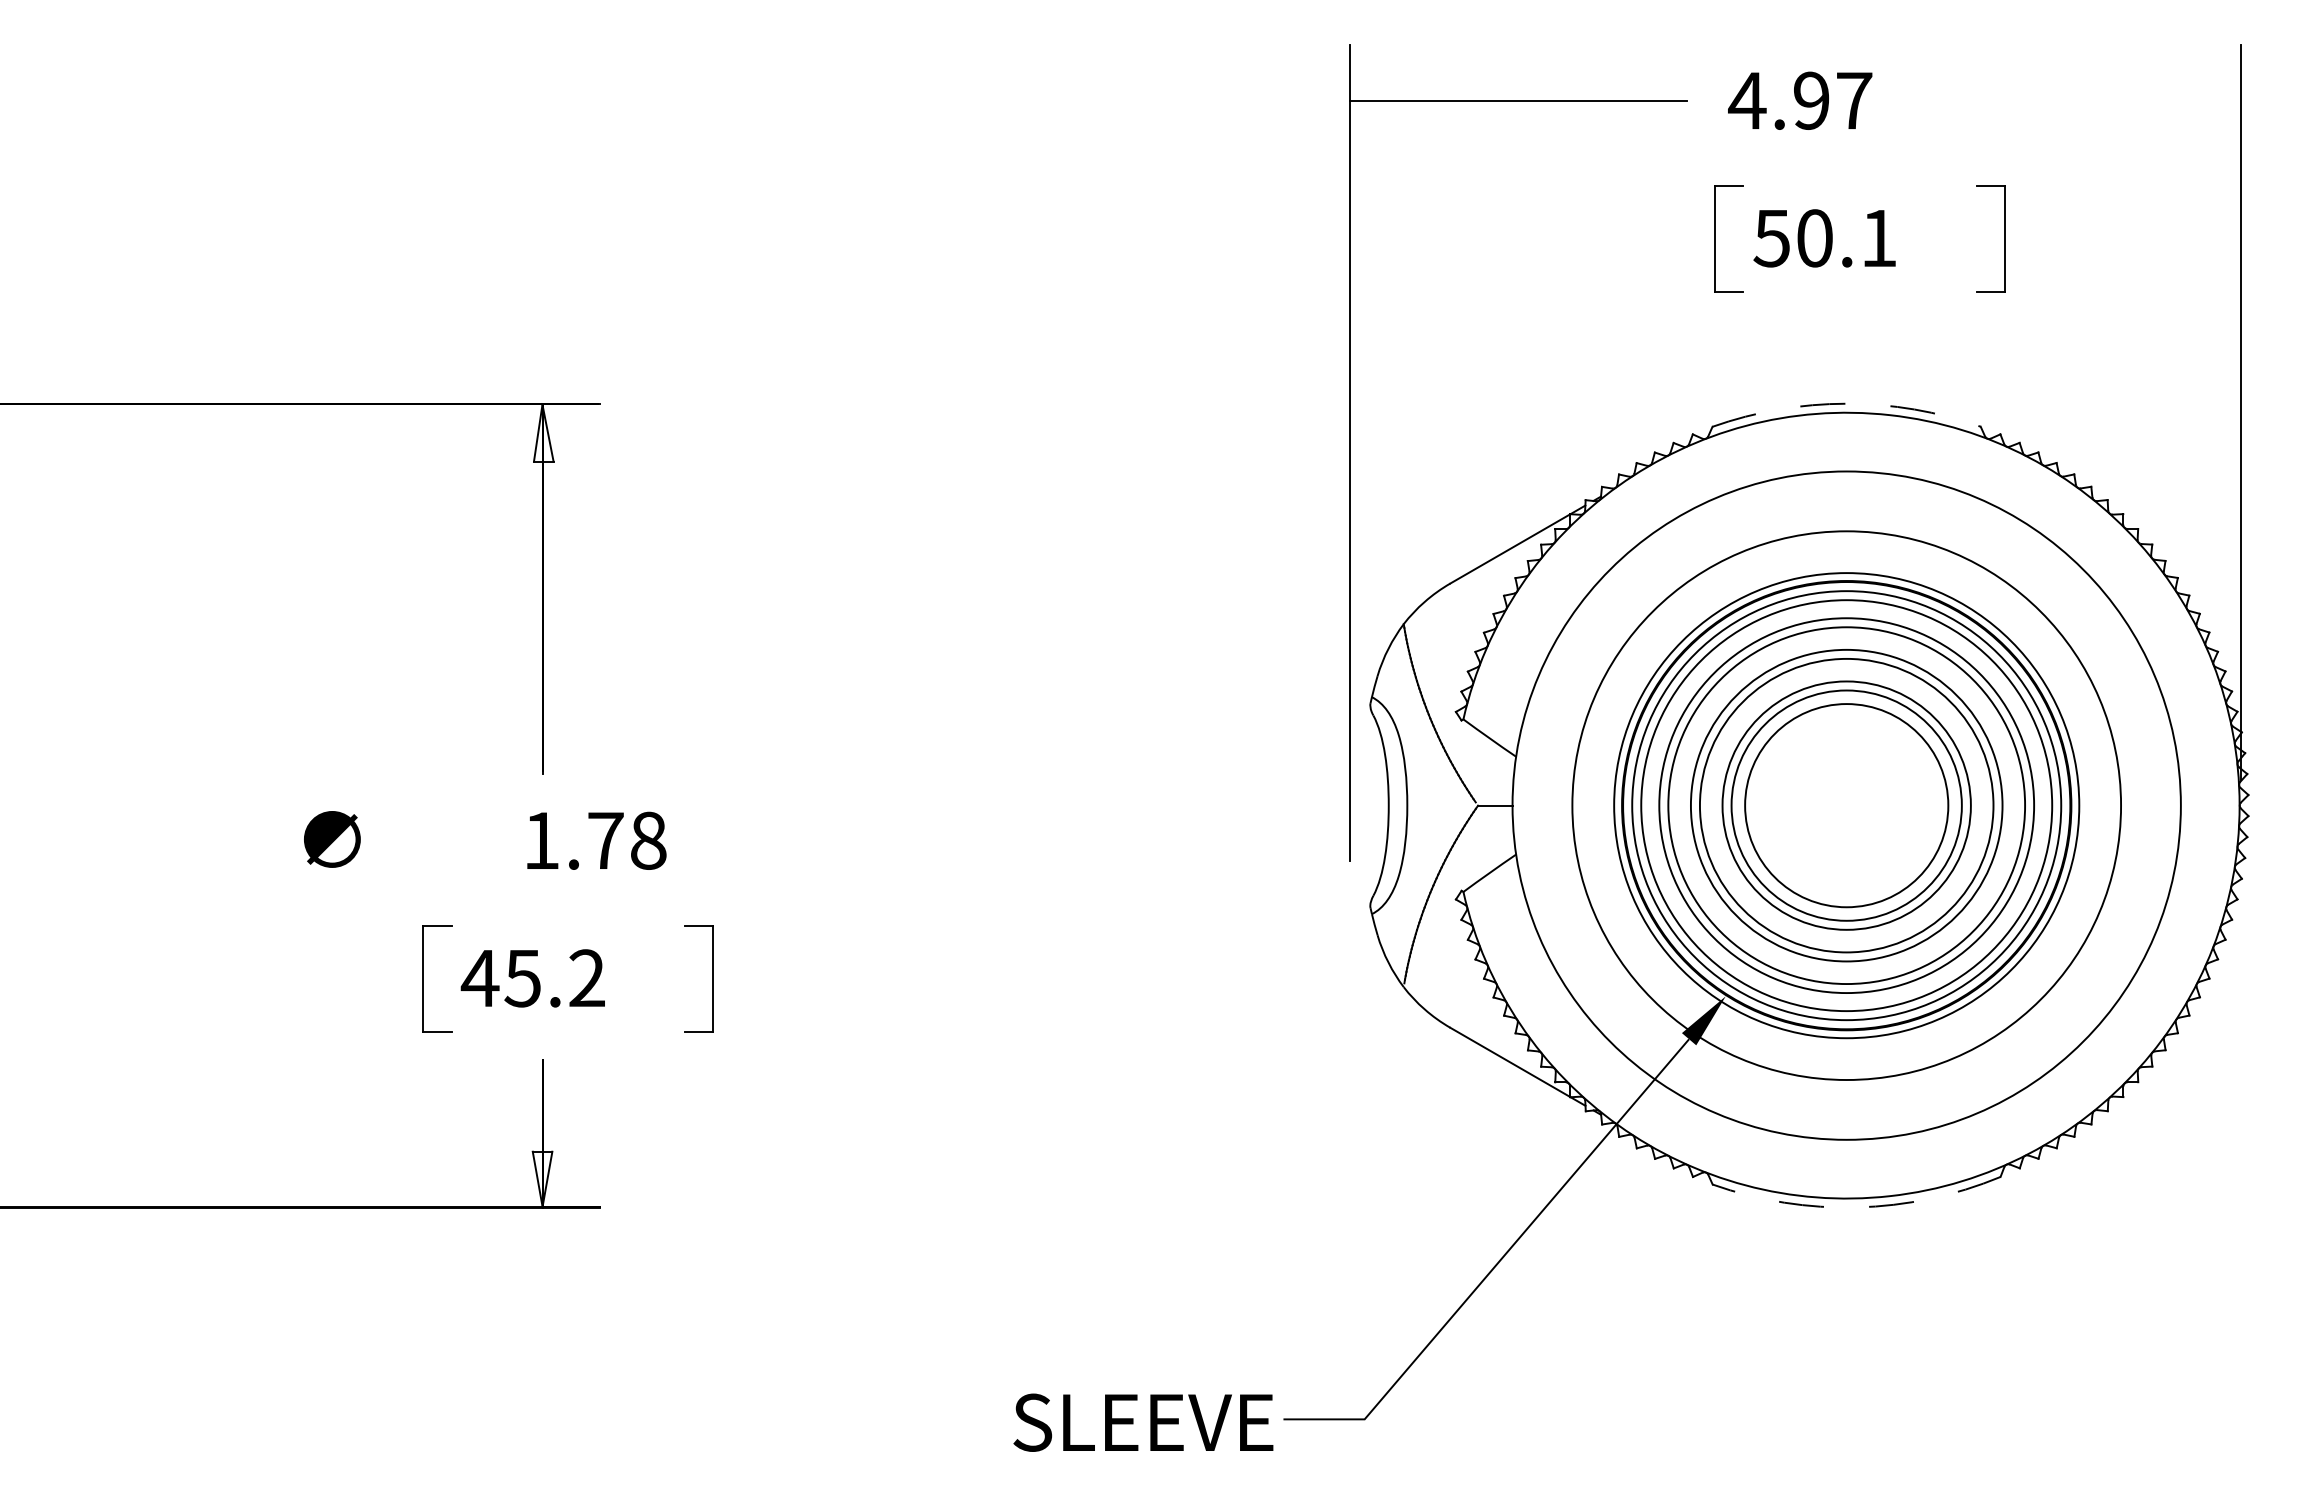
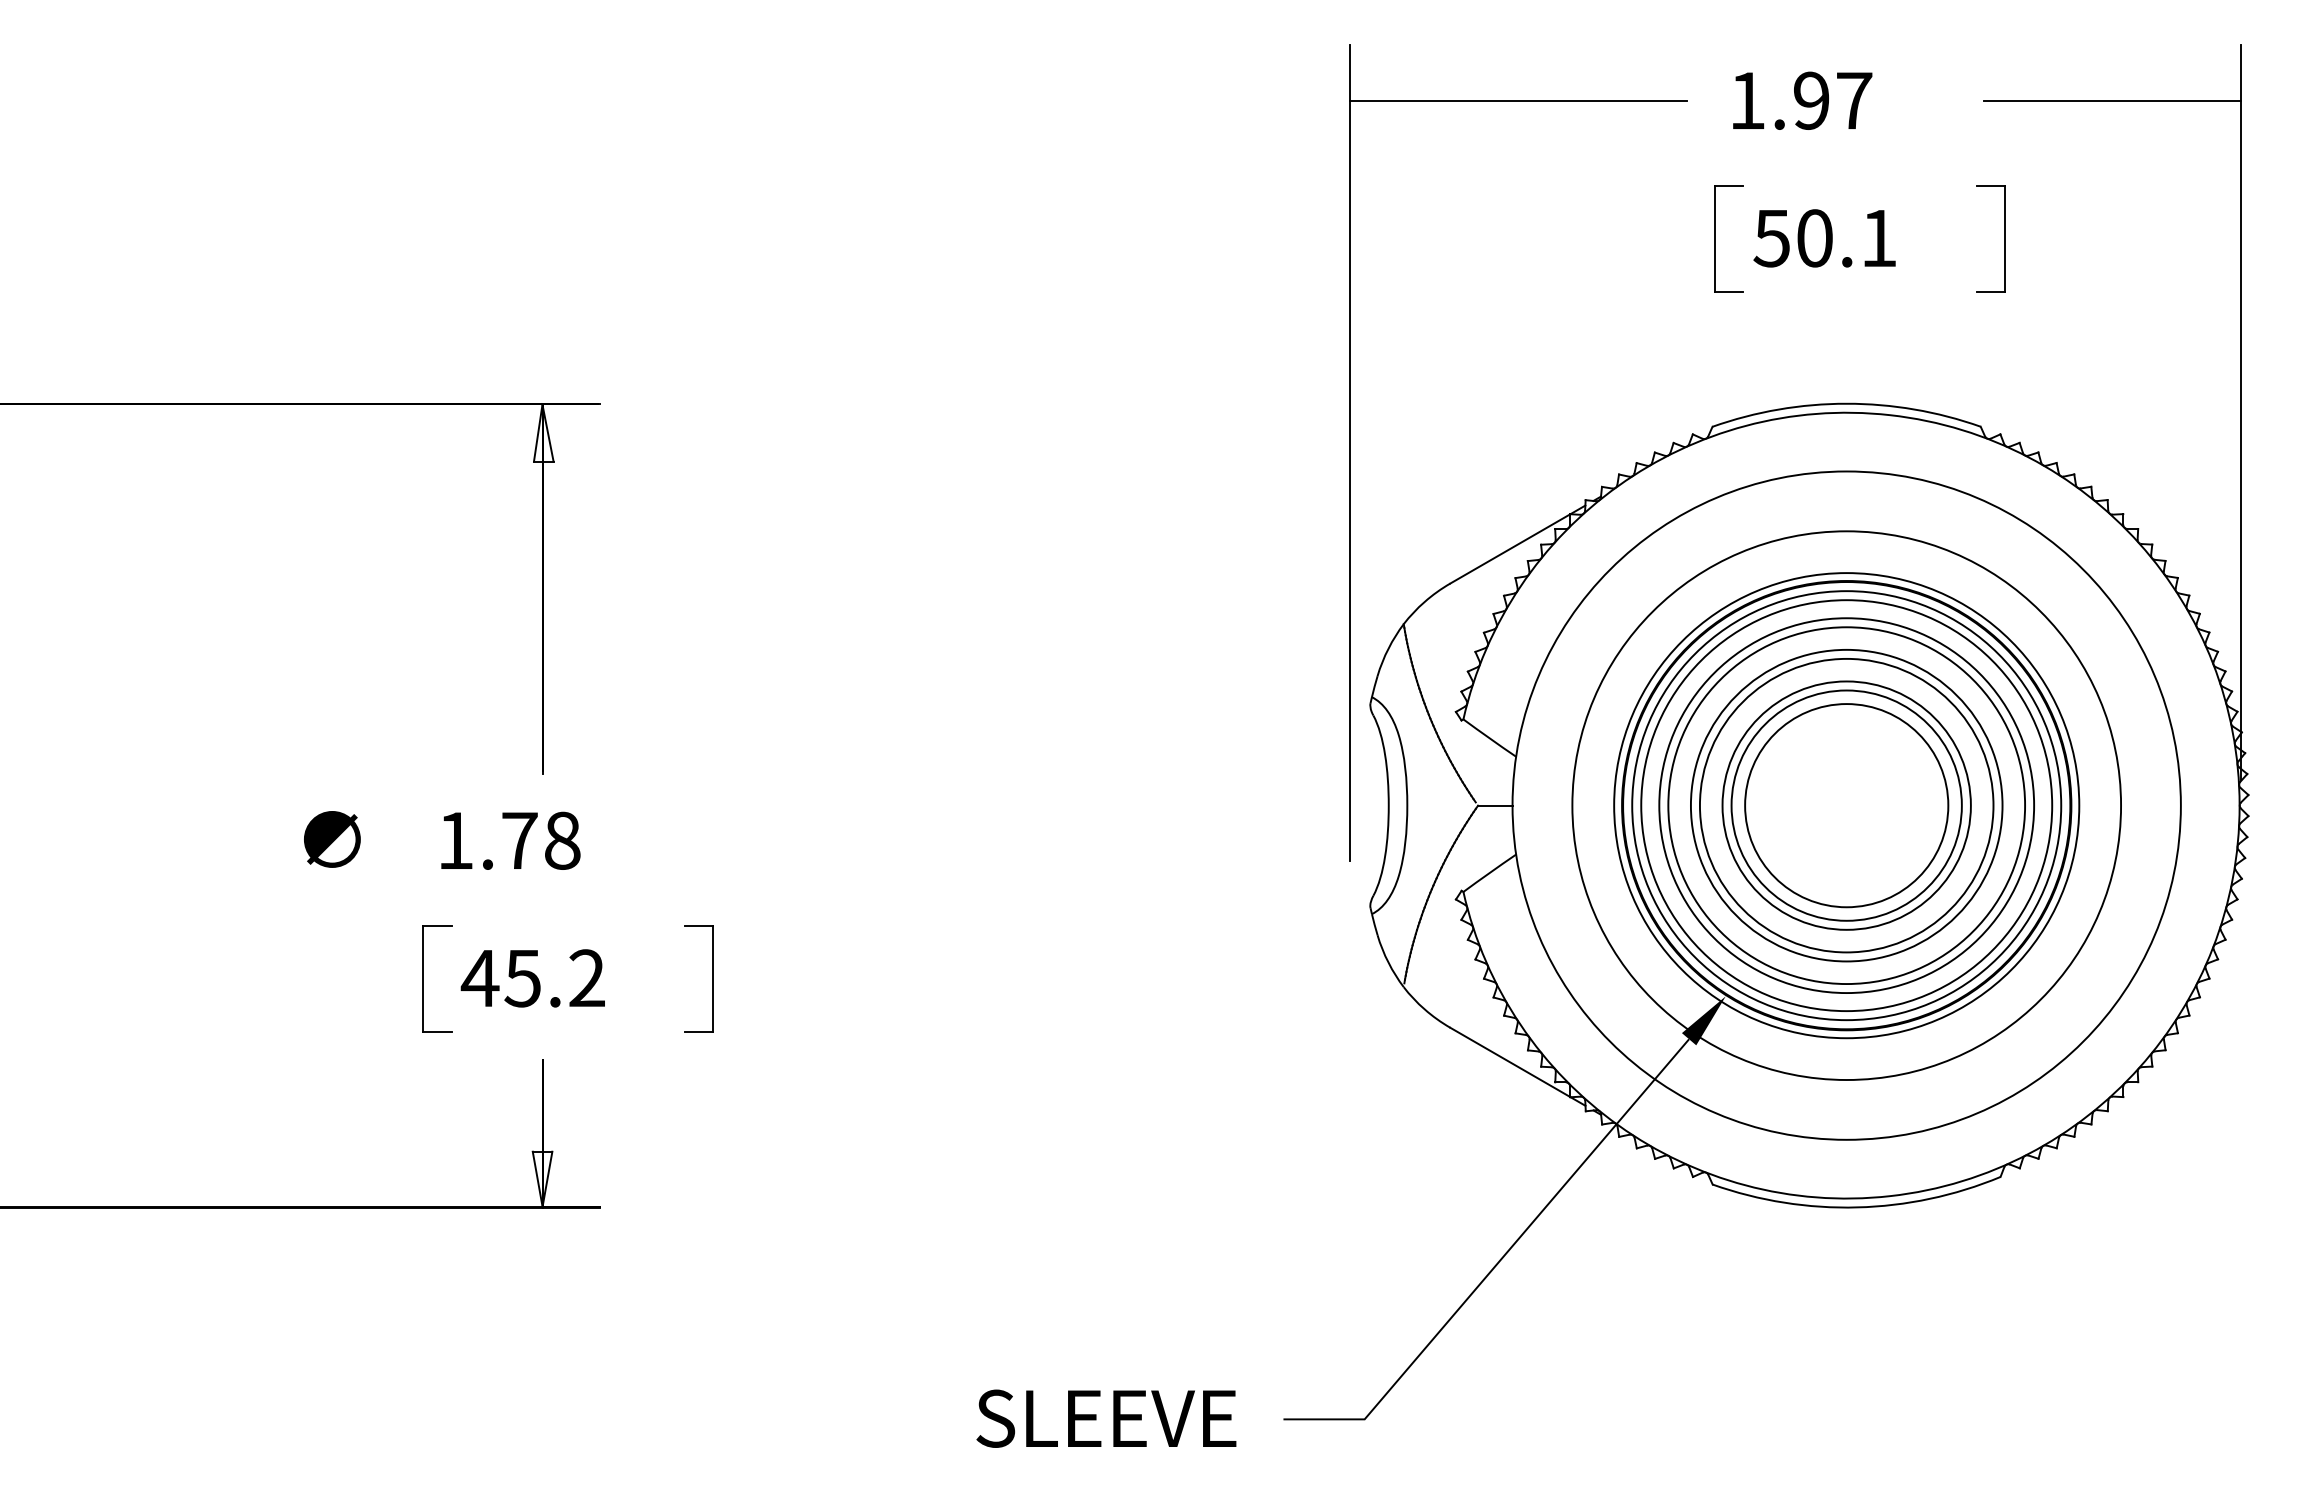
text: 4.97 -> 1.97 (1747, 100)
line: none -> present (2112, 101)
arc: dashed -> solid (1846, 403)
text position: (596, 840) -> (510, 840) (510, 840)
arc: dashed -> solid (1857, 1207)
text position: (1143, 1422) -> (1106, 1418) (1106, 1418)
